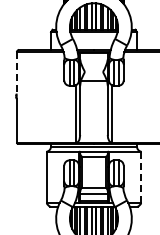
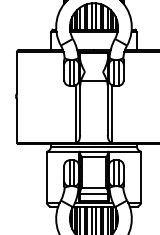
line: dashed -> solid (16, 72)
line: dashed -> solid (141, 177)
